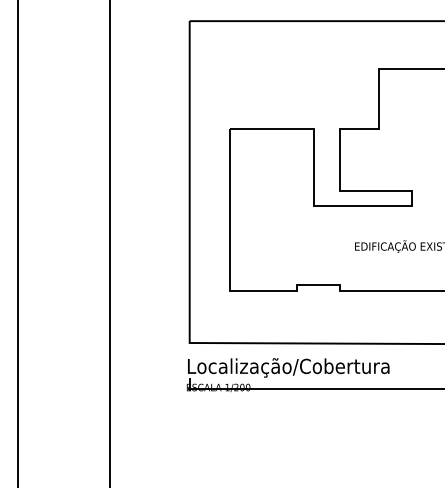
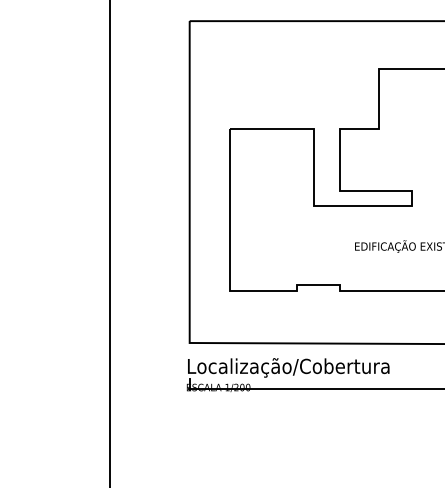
line: present -> none (17, 243)
